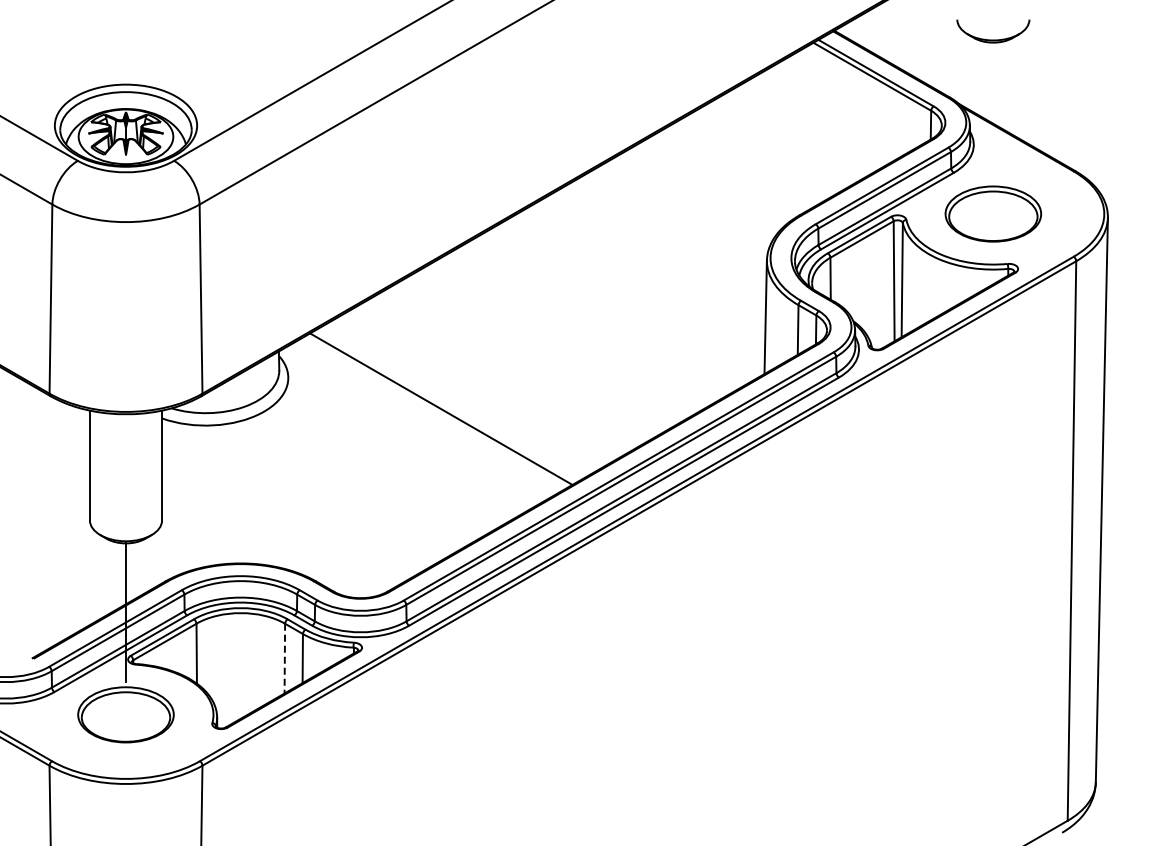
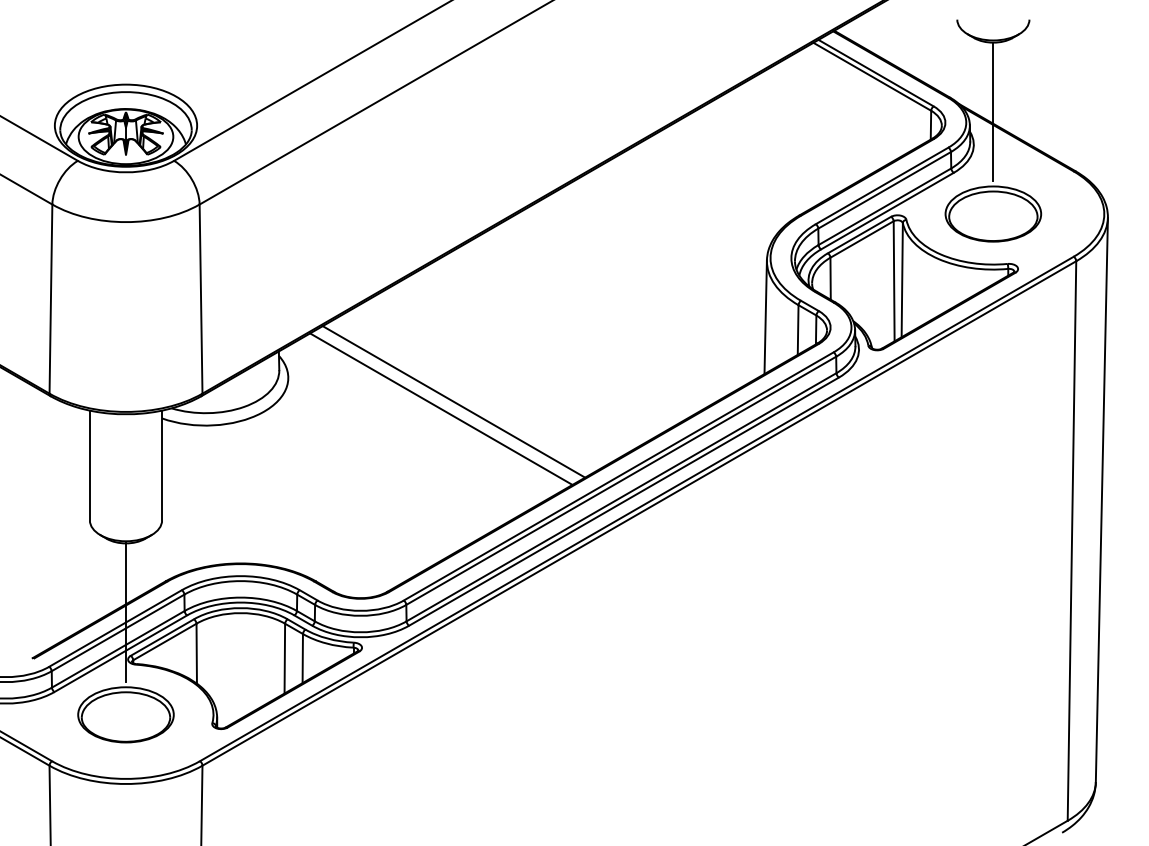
line: none -> present (993, 111)
line: none -> present (453, 401)
line: dashed -> solid (284, 658)
